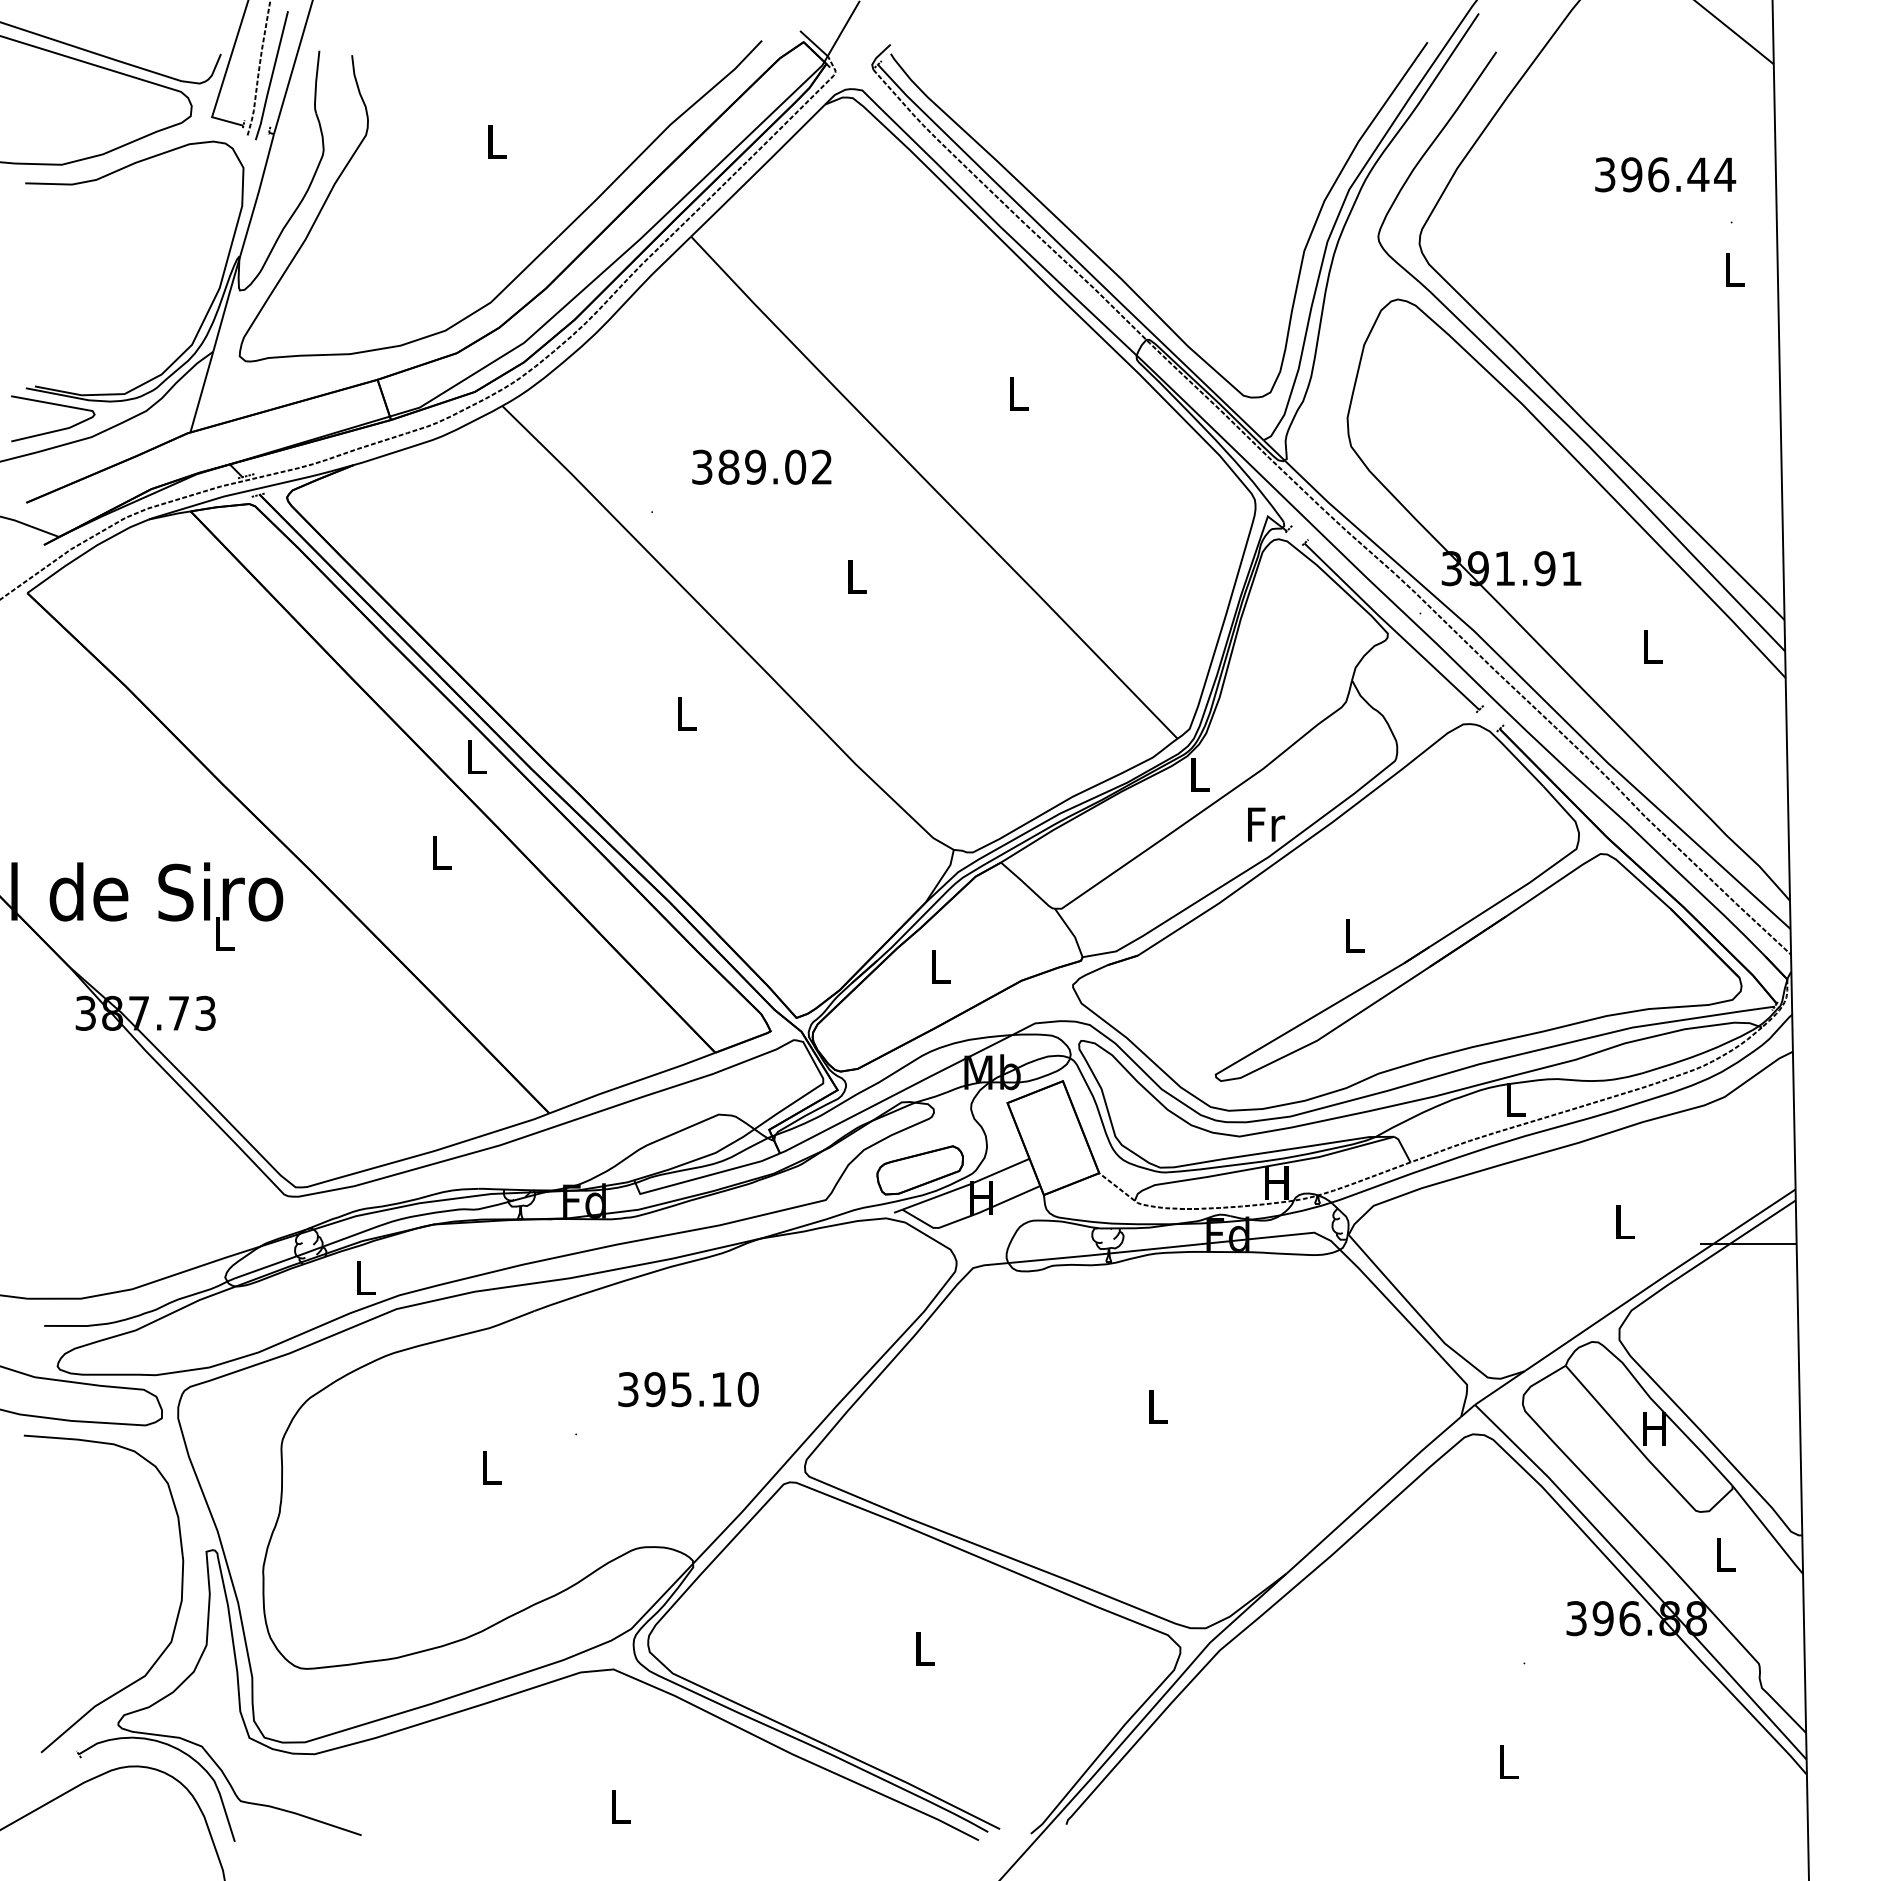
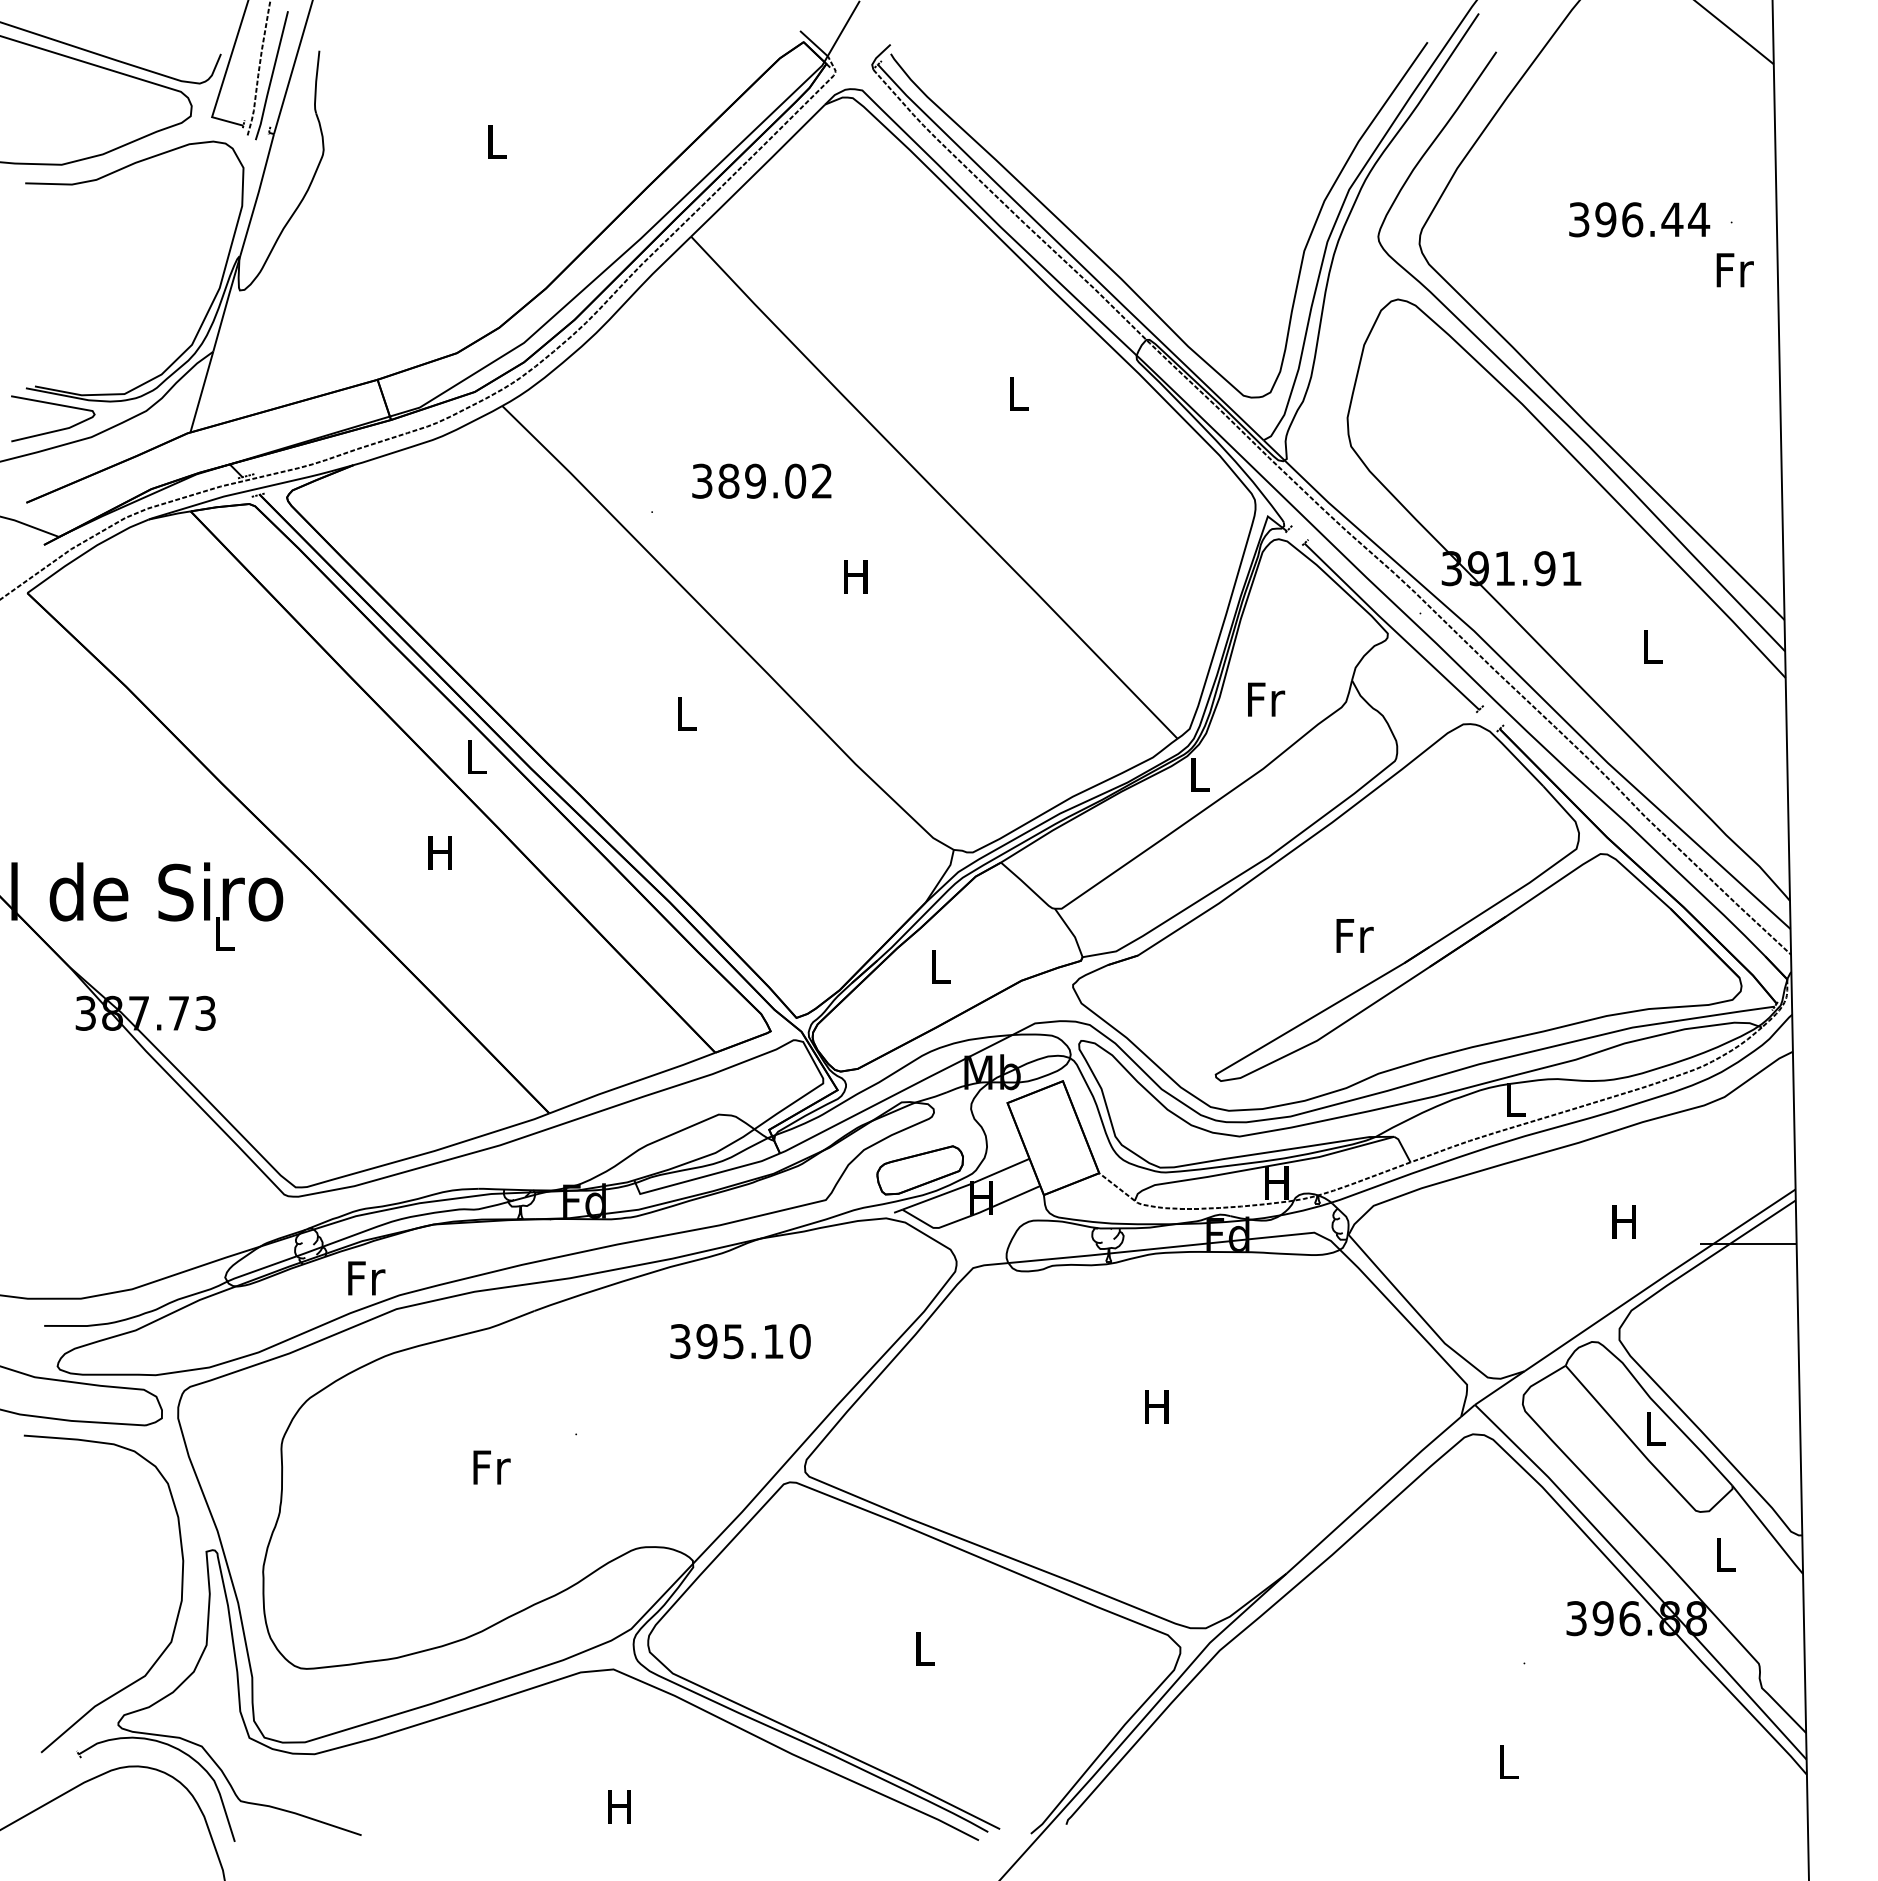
text position: (1665, 174) -> (1639, 219) (1639, 219)
part: present -> none (546, 246)
text: L -> Fr (1734, 270)
text position: (761, 466) -> (761, 480) (761, 480)
text: L -> H (855, 576)
text position: (1266, 824) -> (1266, 699) (1266, 699)
text: L -> H (439, 852)
text: L -> Fr (1354, 935)
text: L -> H (1623, 1221)
text: L -> Fr (366, 1278)
text position: (688, 1389) -> (740, 1341) (740, 1341)
text: L -> H (1156, 1406)
text: H -> L (1654, 1428)
text: L -> Fr (491, 1467)
text: L -> H (619, 1806)
